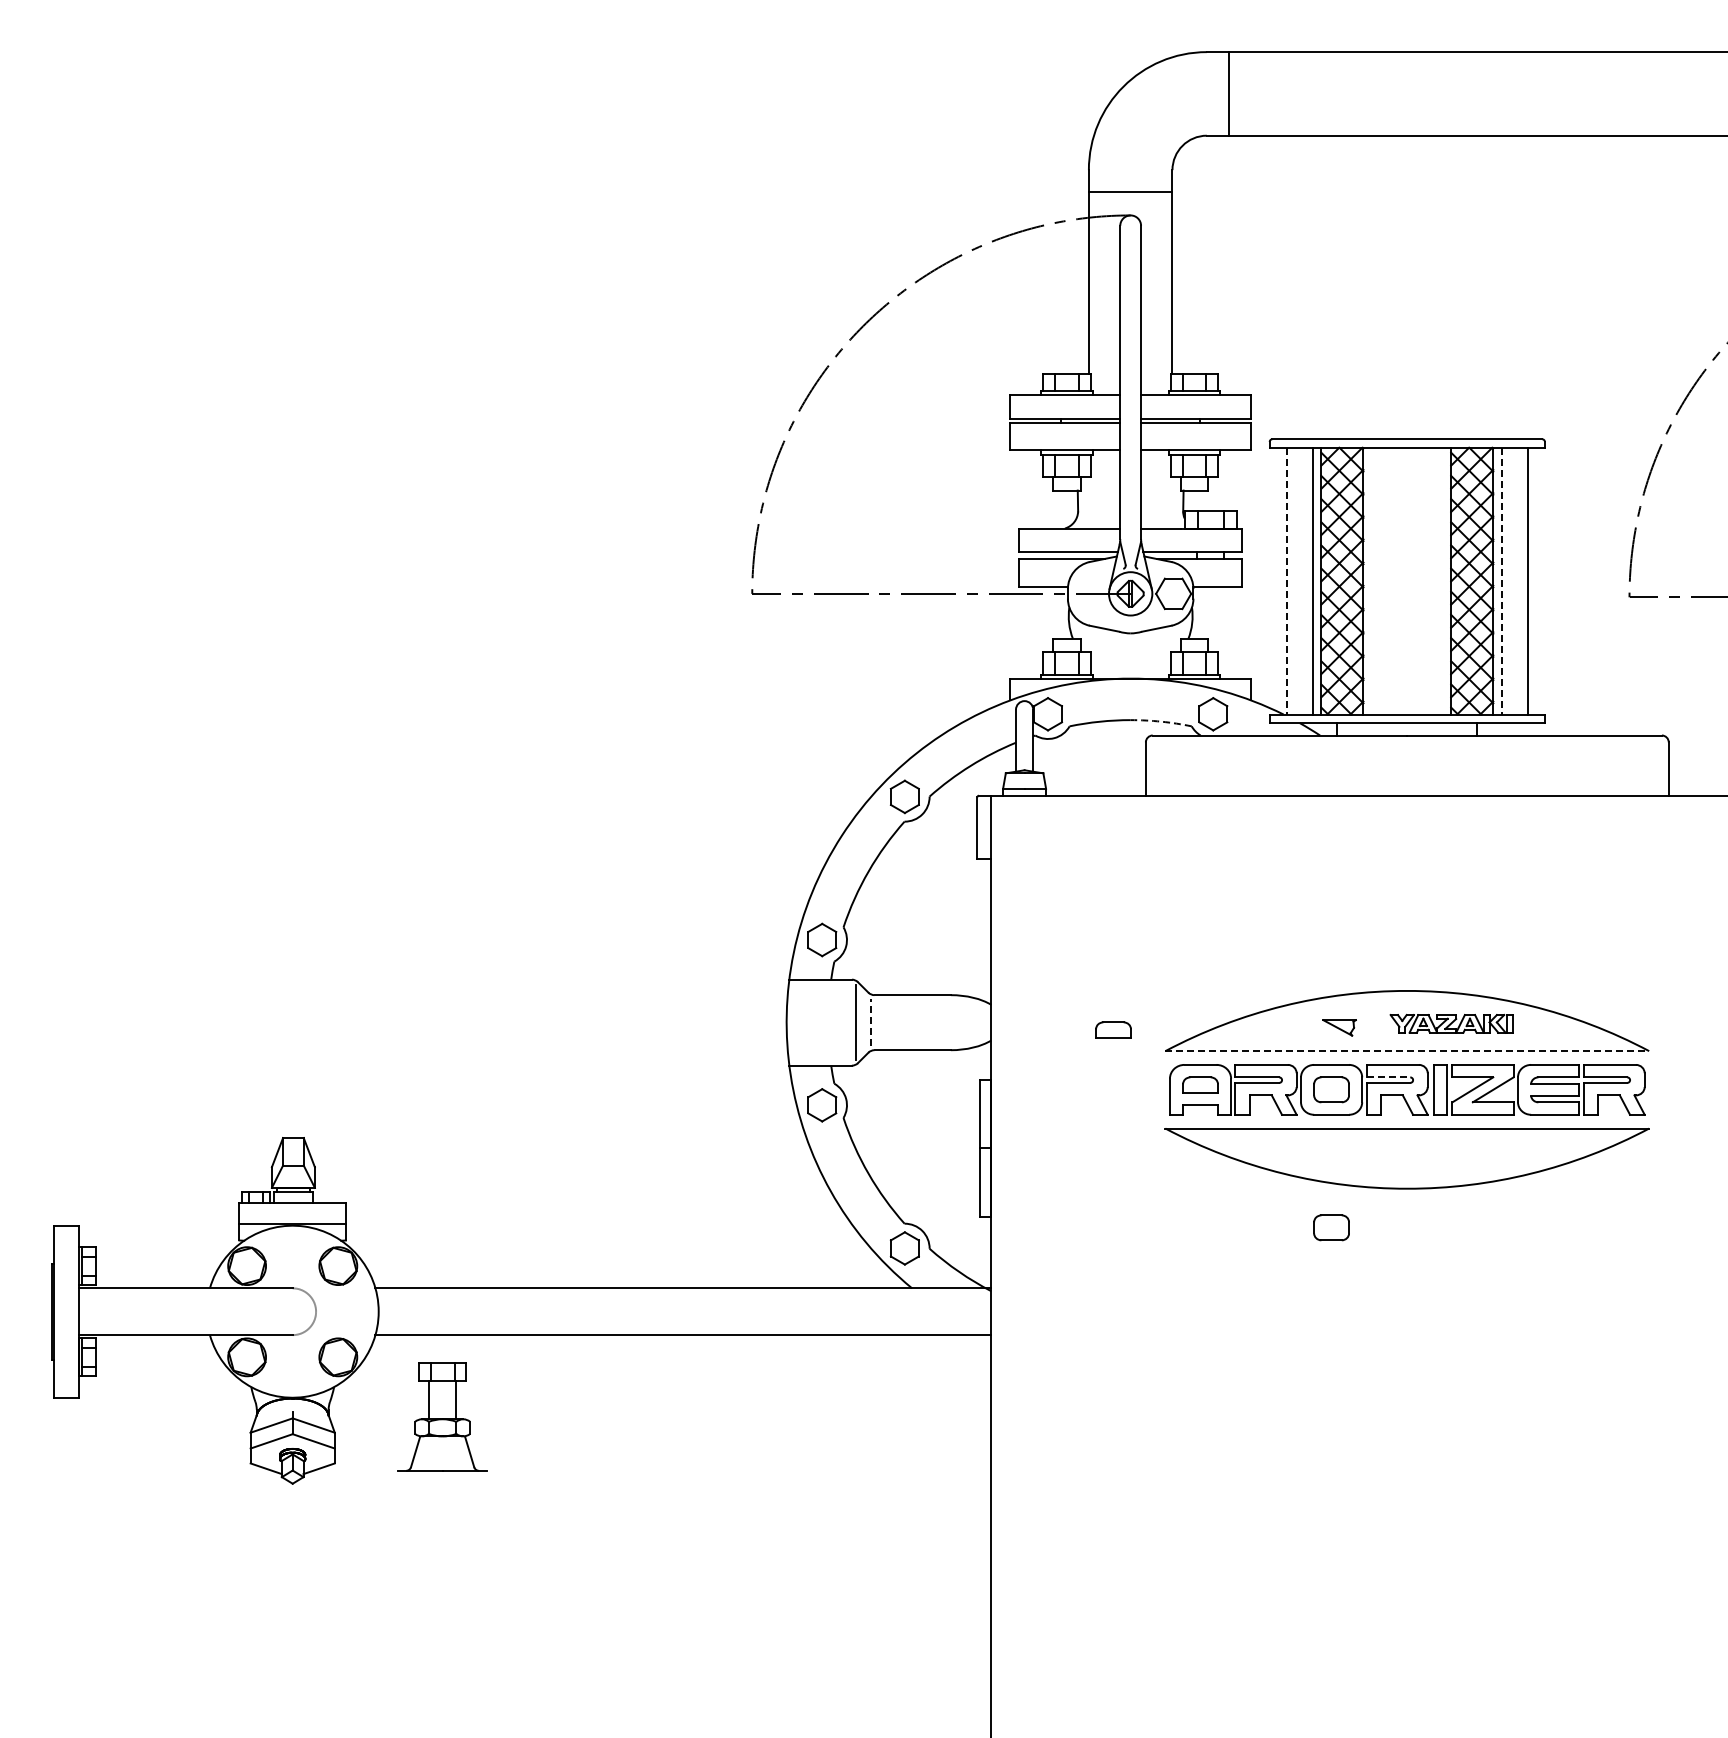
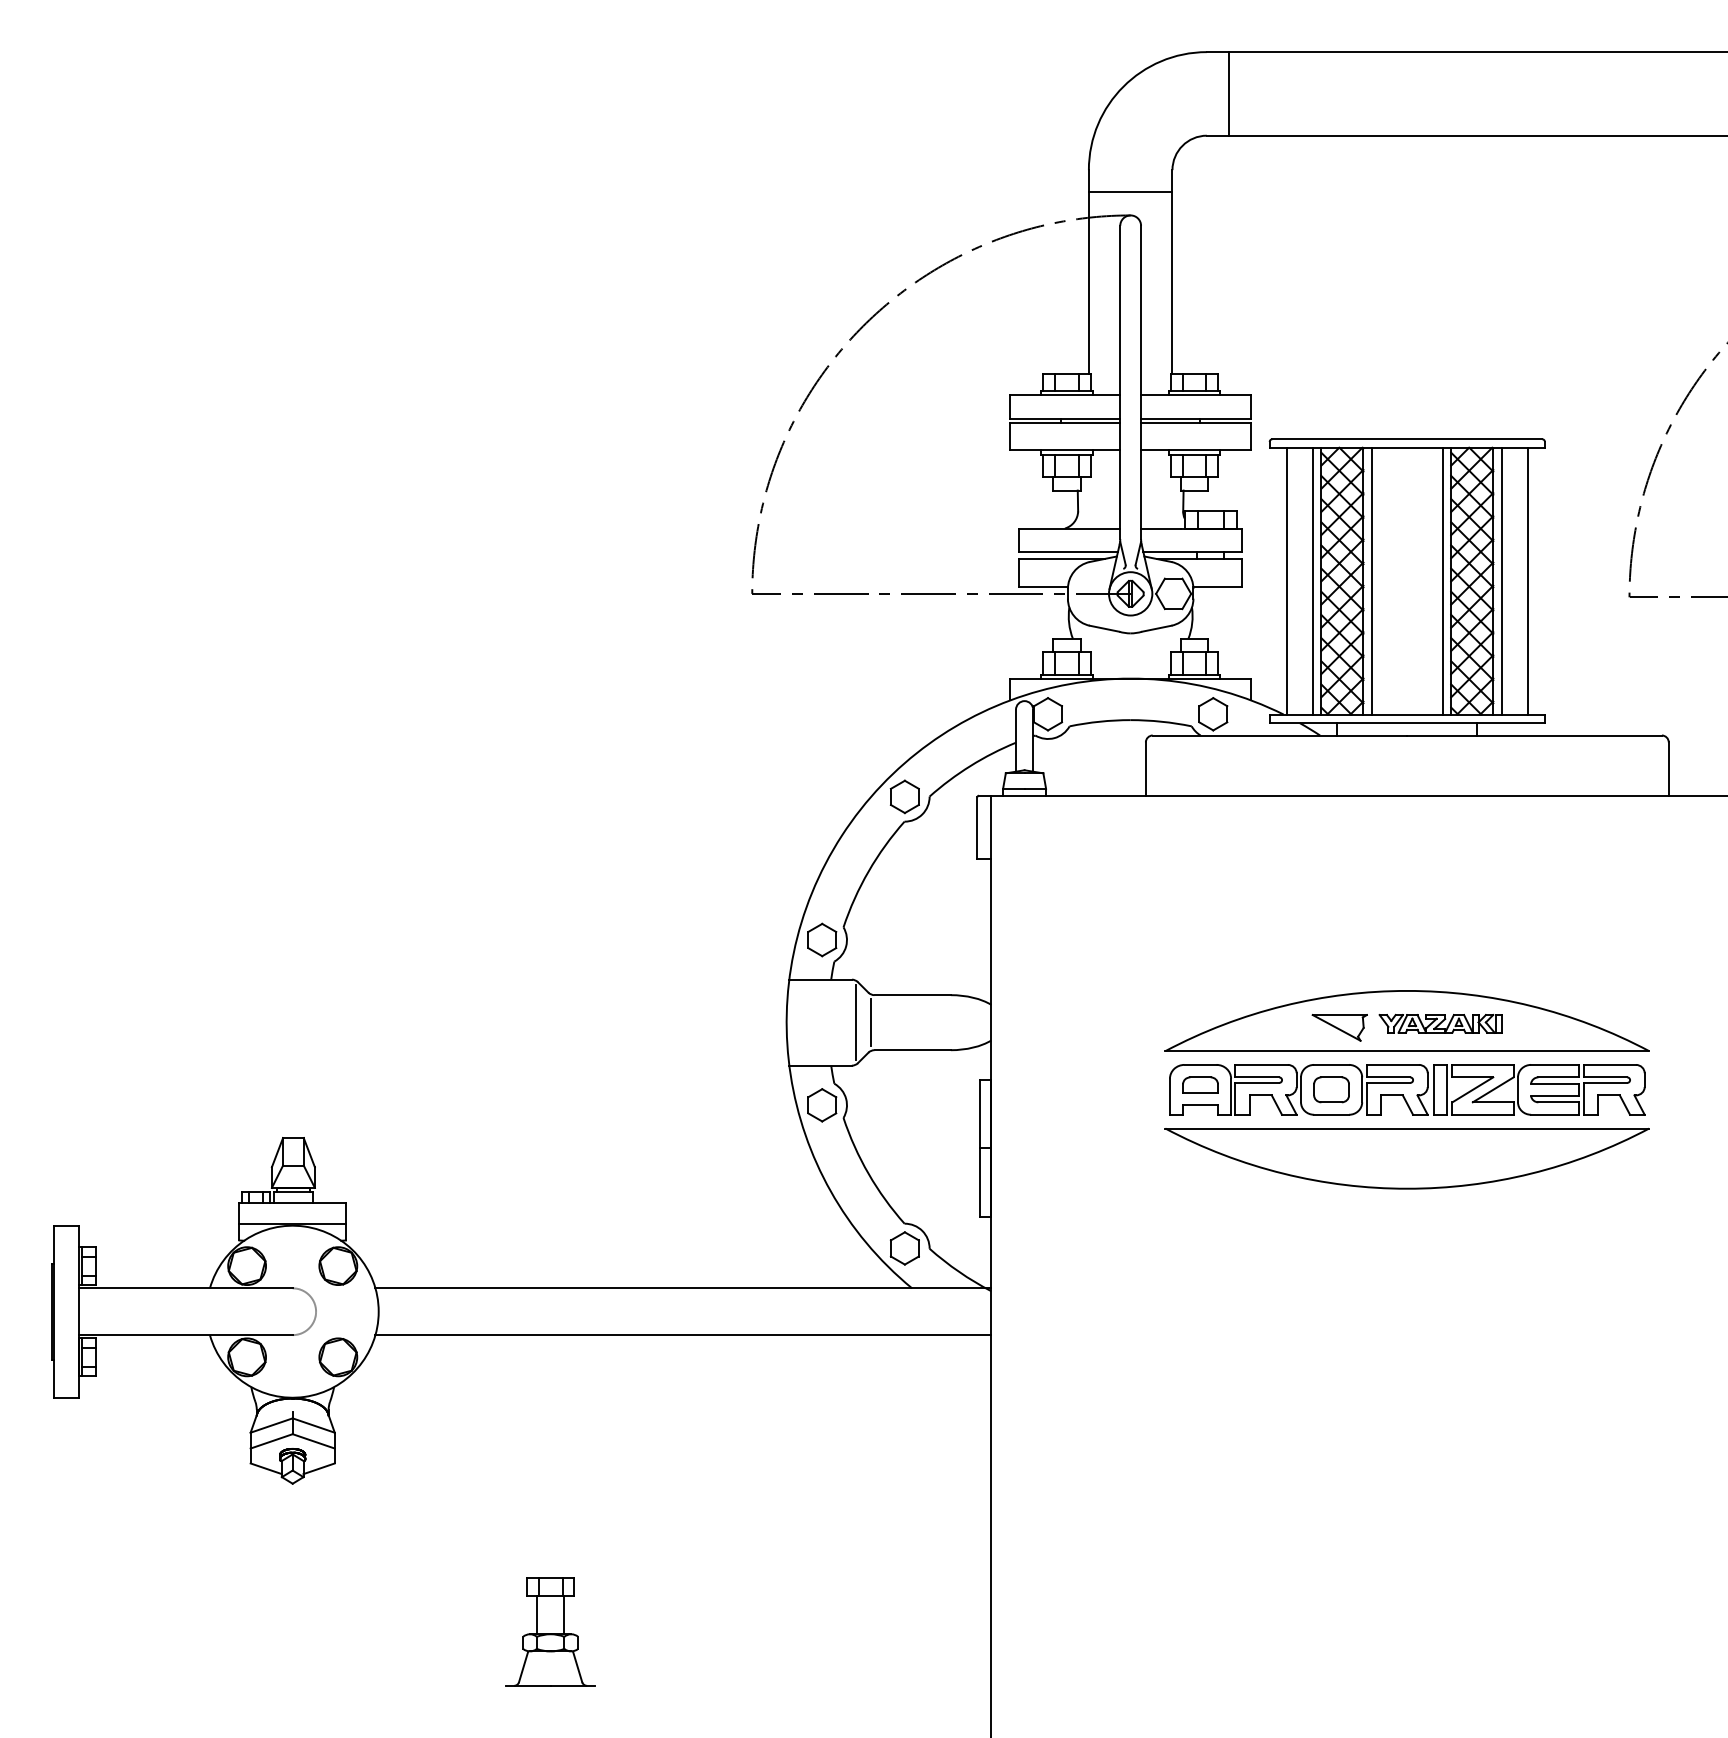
line: none -> present (1372, 580)
line: none -> present (1442, 580)
line: dashed -> solid (1286, 581)
line: dashed -> solid (1501, 581)
arc: dashed -> solid (1161, 721)
line: dashed -> solid (871, 1022)
part position: (1451, 1023) -> (1440, 1023) (1440, 1023)
part size: 35x18 px -> 57x28 px (1339, 1027)
part: present -> none (1113, 1029)
line: dashed -> solid (1407, 1051)
line: dashed -> solid (1388, 1077)
part: present -> none (1331, 1227)
part position: (442, 1416) -> (550, 1631) (550, 1631)
